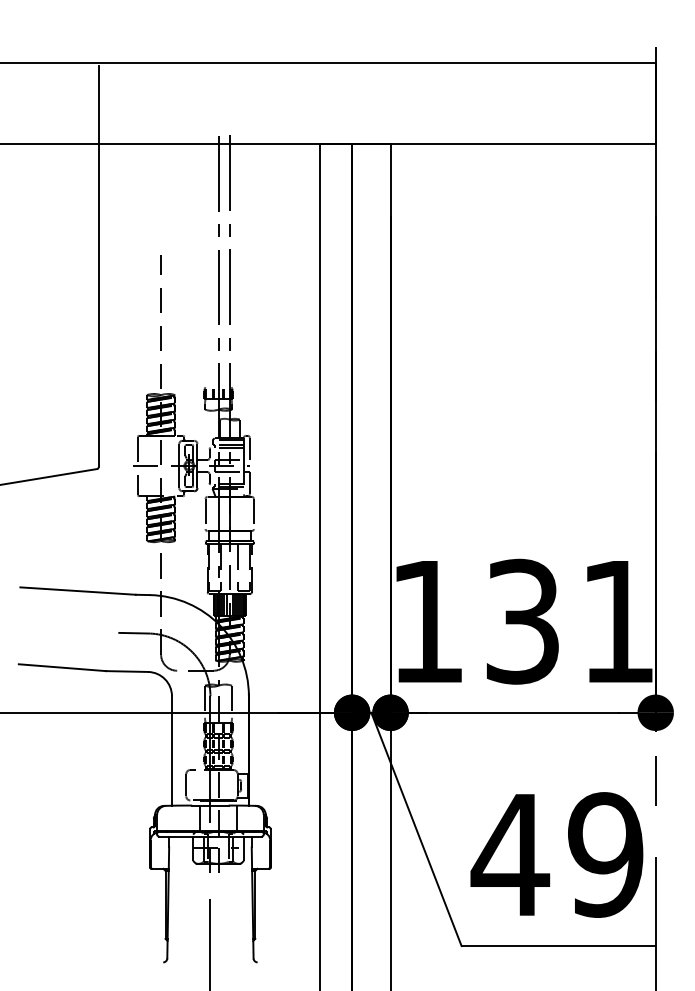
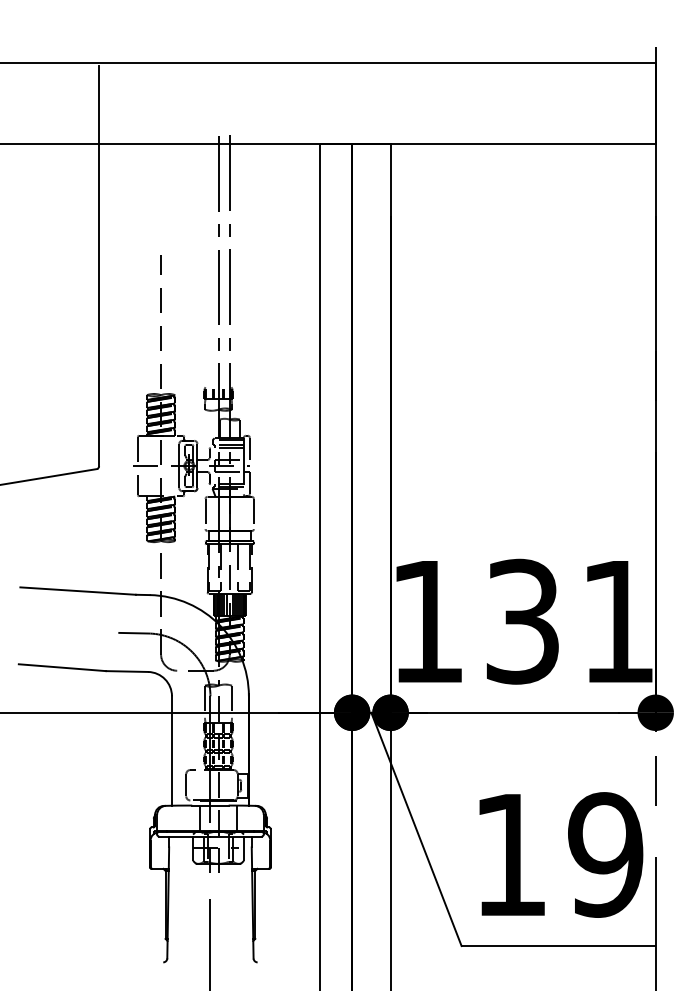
text: 49 -> 19 (510, 854)
